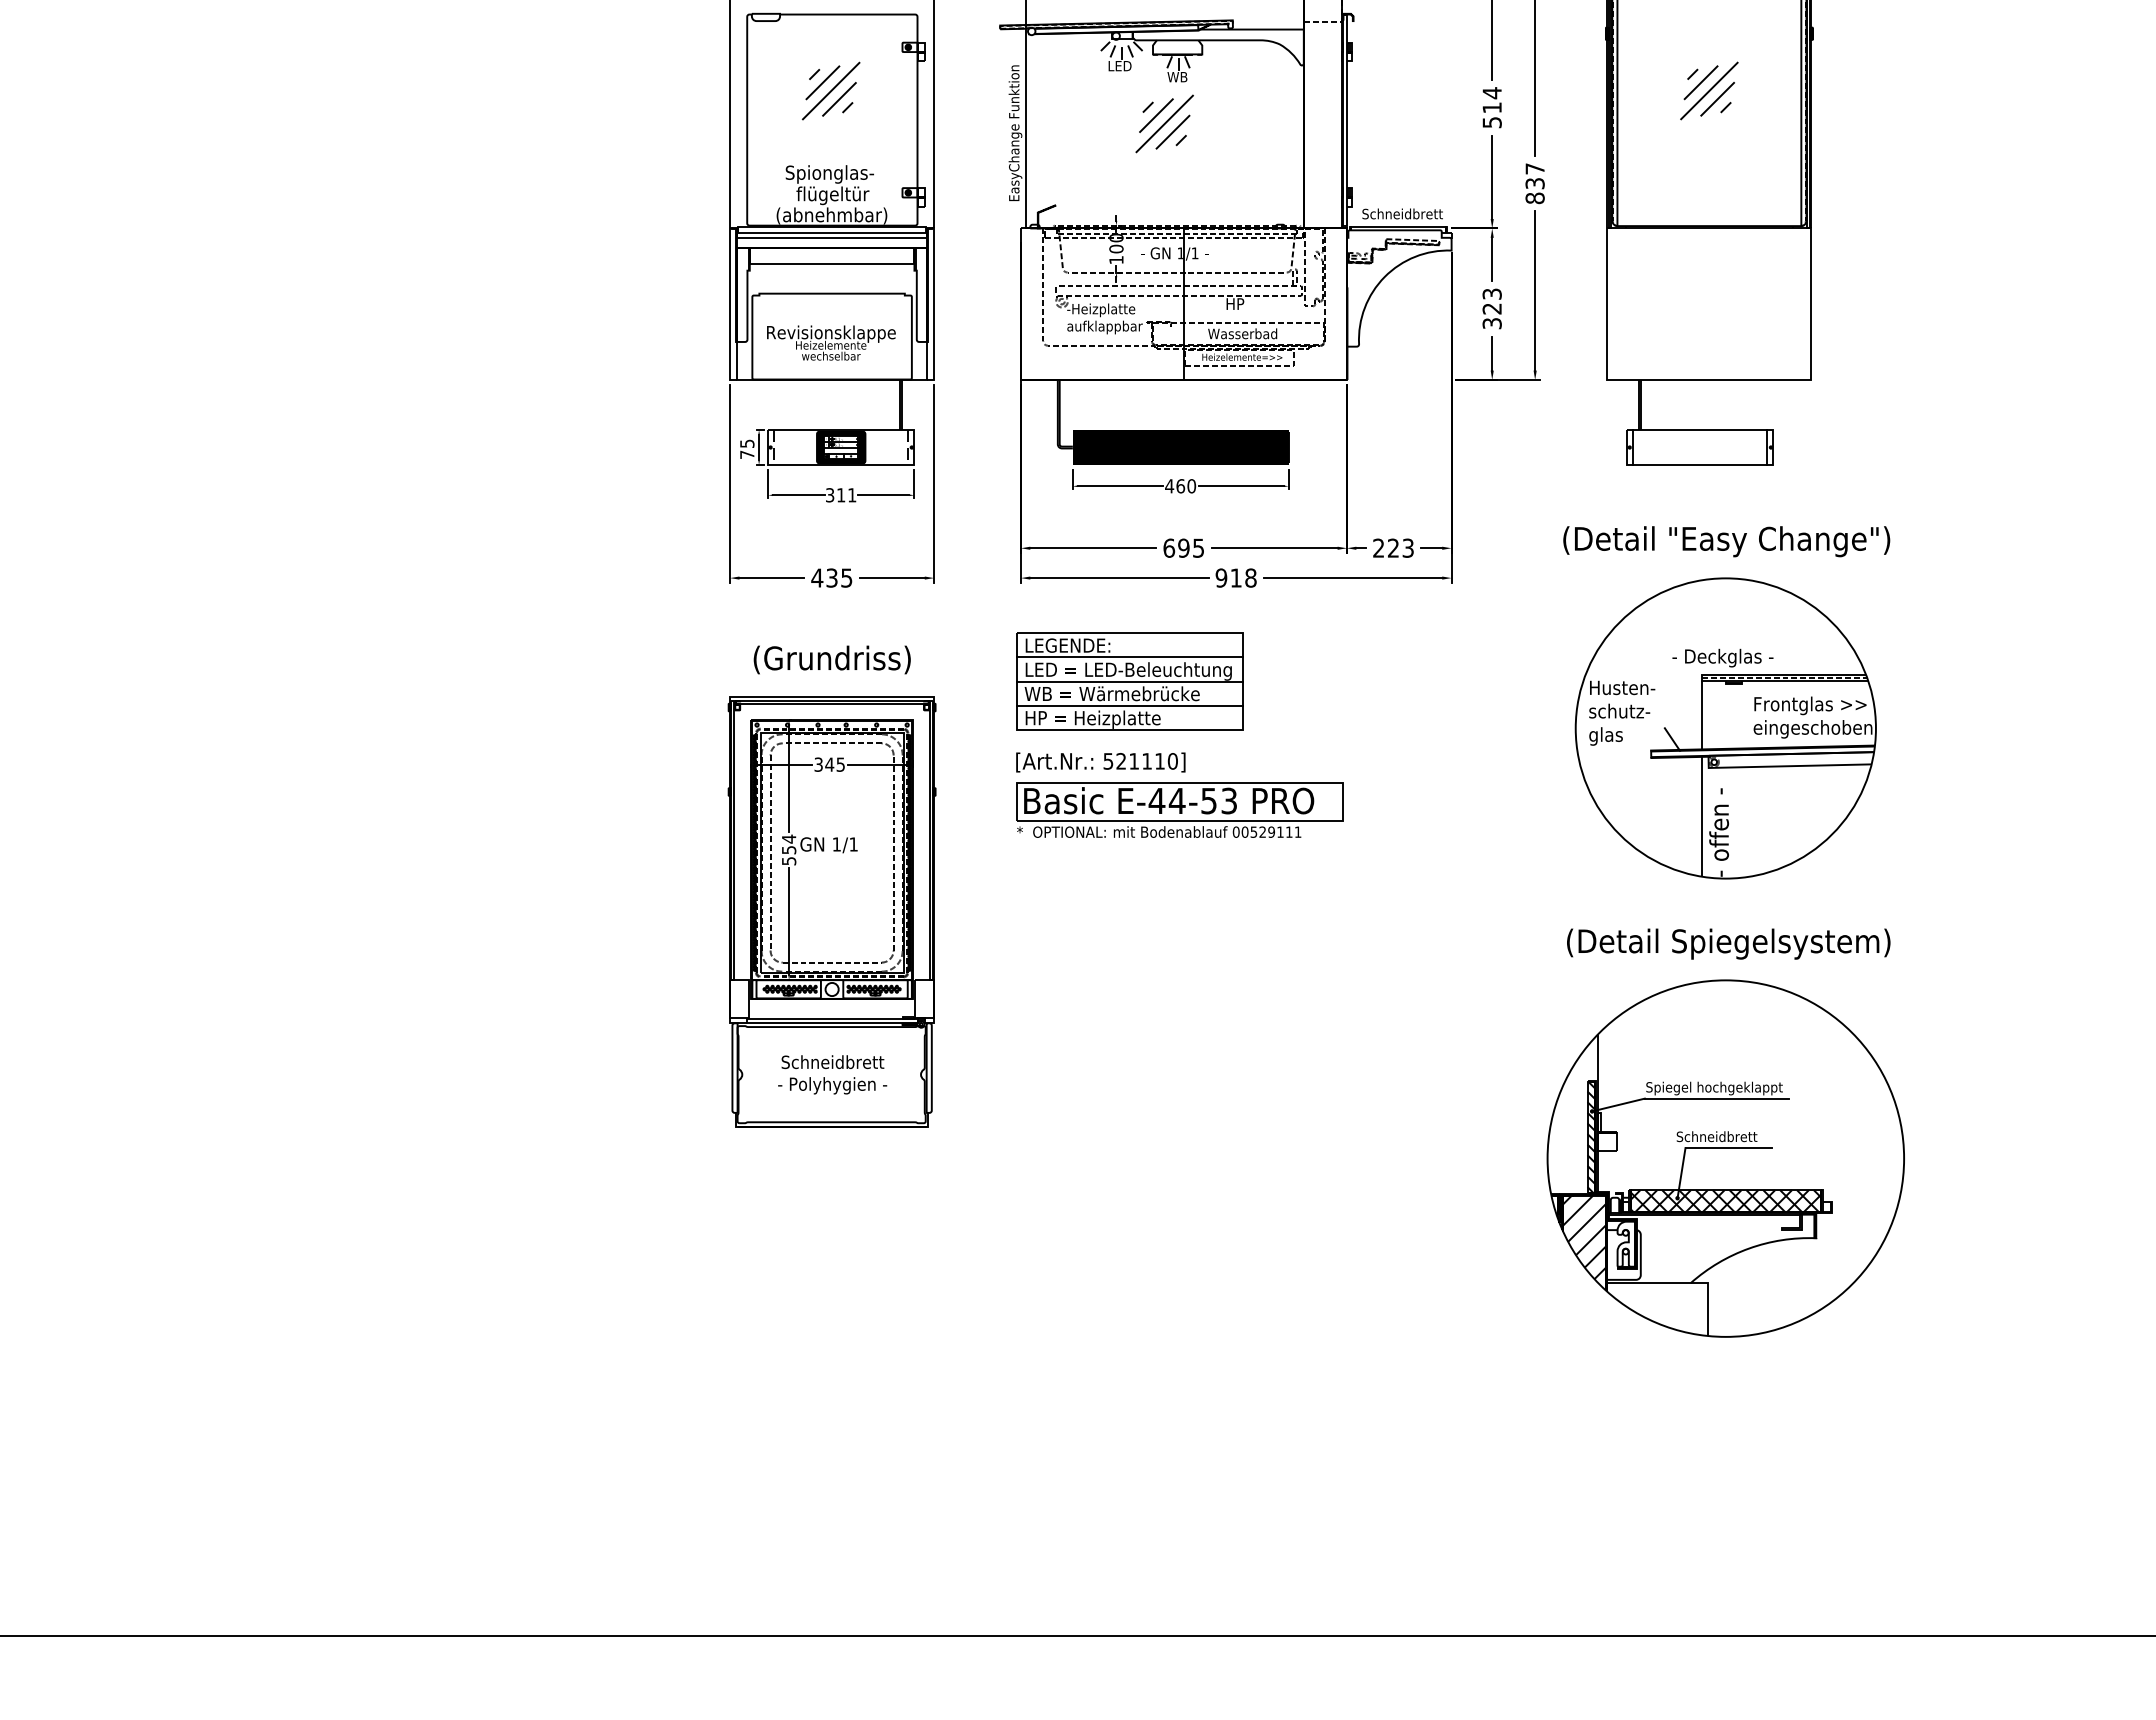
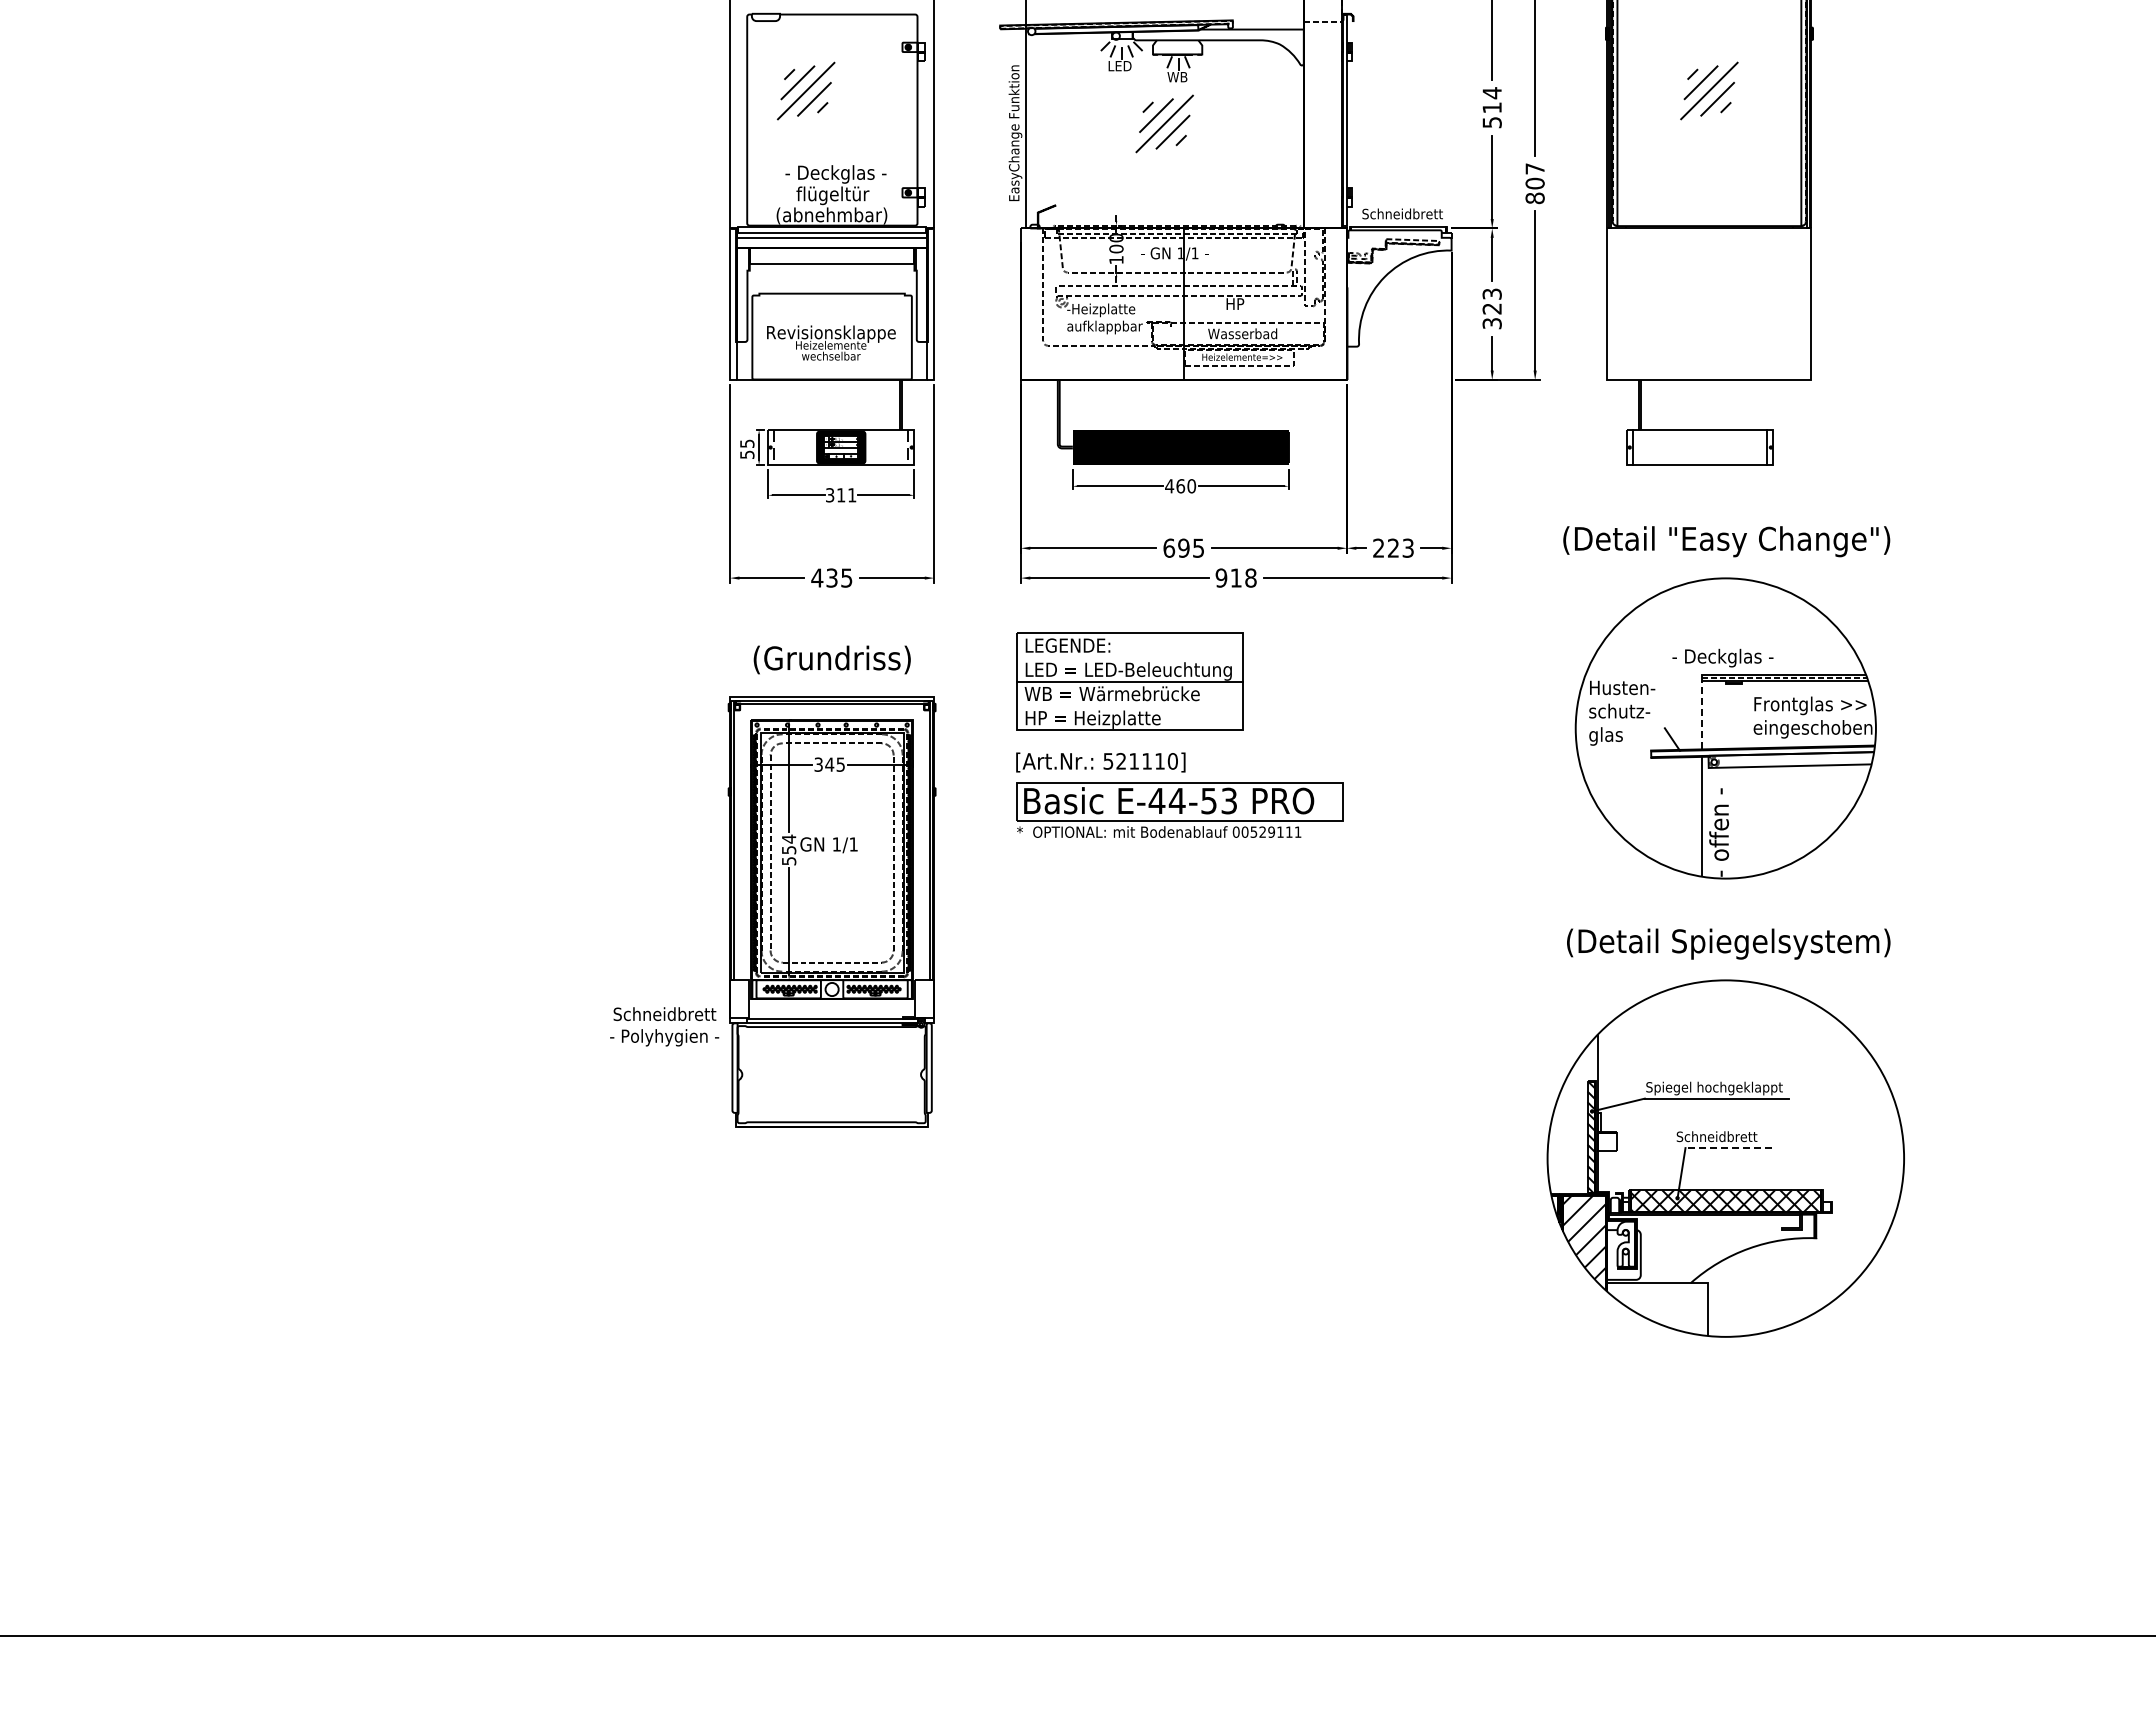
part position: (830, 90) -> (805, 90) (805, 90)
text: Spionglas- -> - Deckglas - (835, 174)
text: 837 -> 807 (1534, 183)
text: 75 -> 55 (747, 454)
line: present -> none (1129, 657)
line: present -> none (1129, 705)
line: solid -> dashed (1702, 714)
text position: (832, 1074) -> (664, 1026) (664, 1026)
line: solid -> dashed (1728, 1148)
